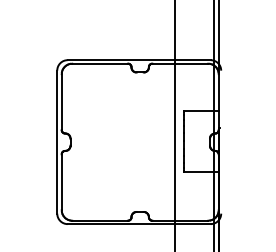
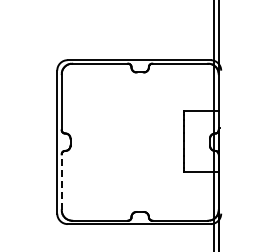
line: present -> none (175, 125)
line: solid -> dashed (61, 182)
